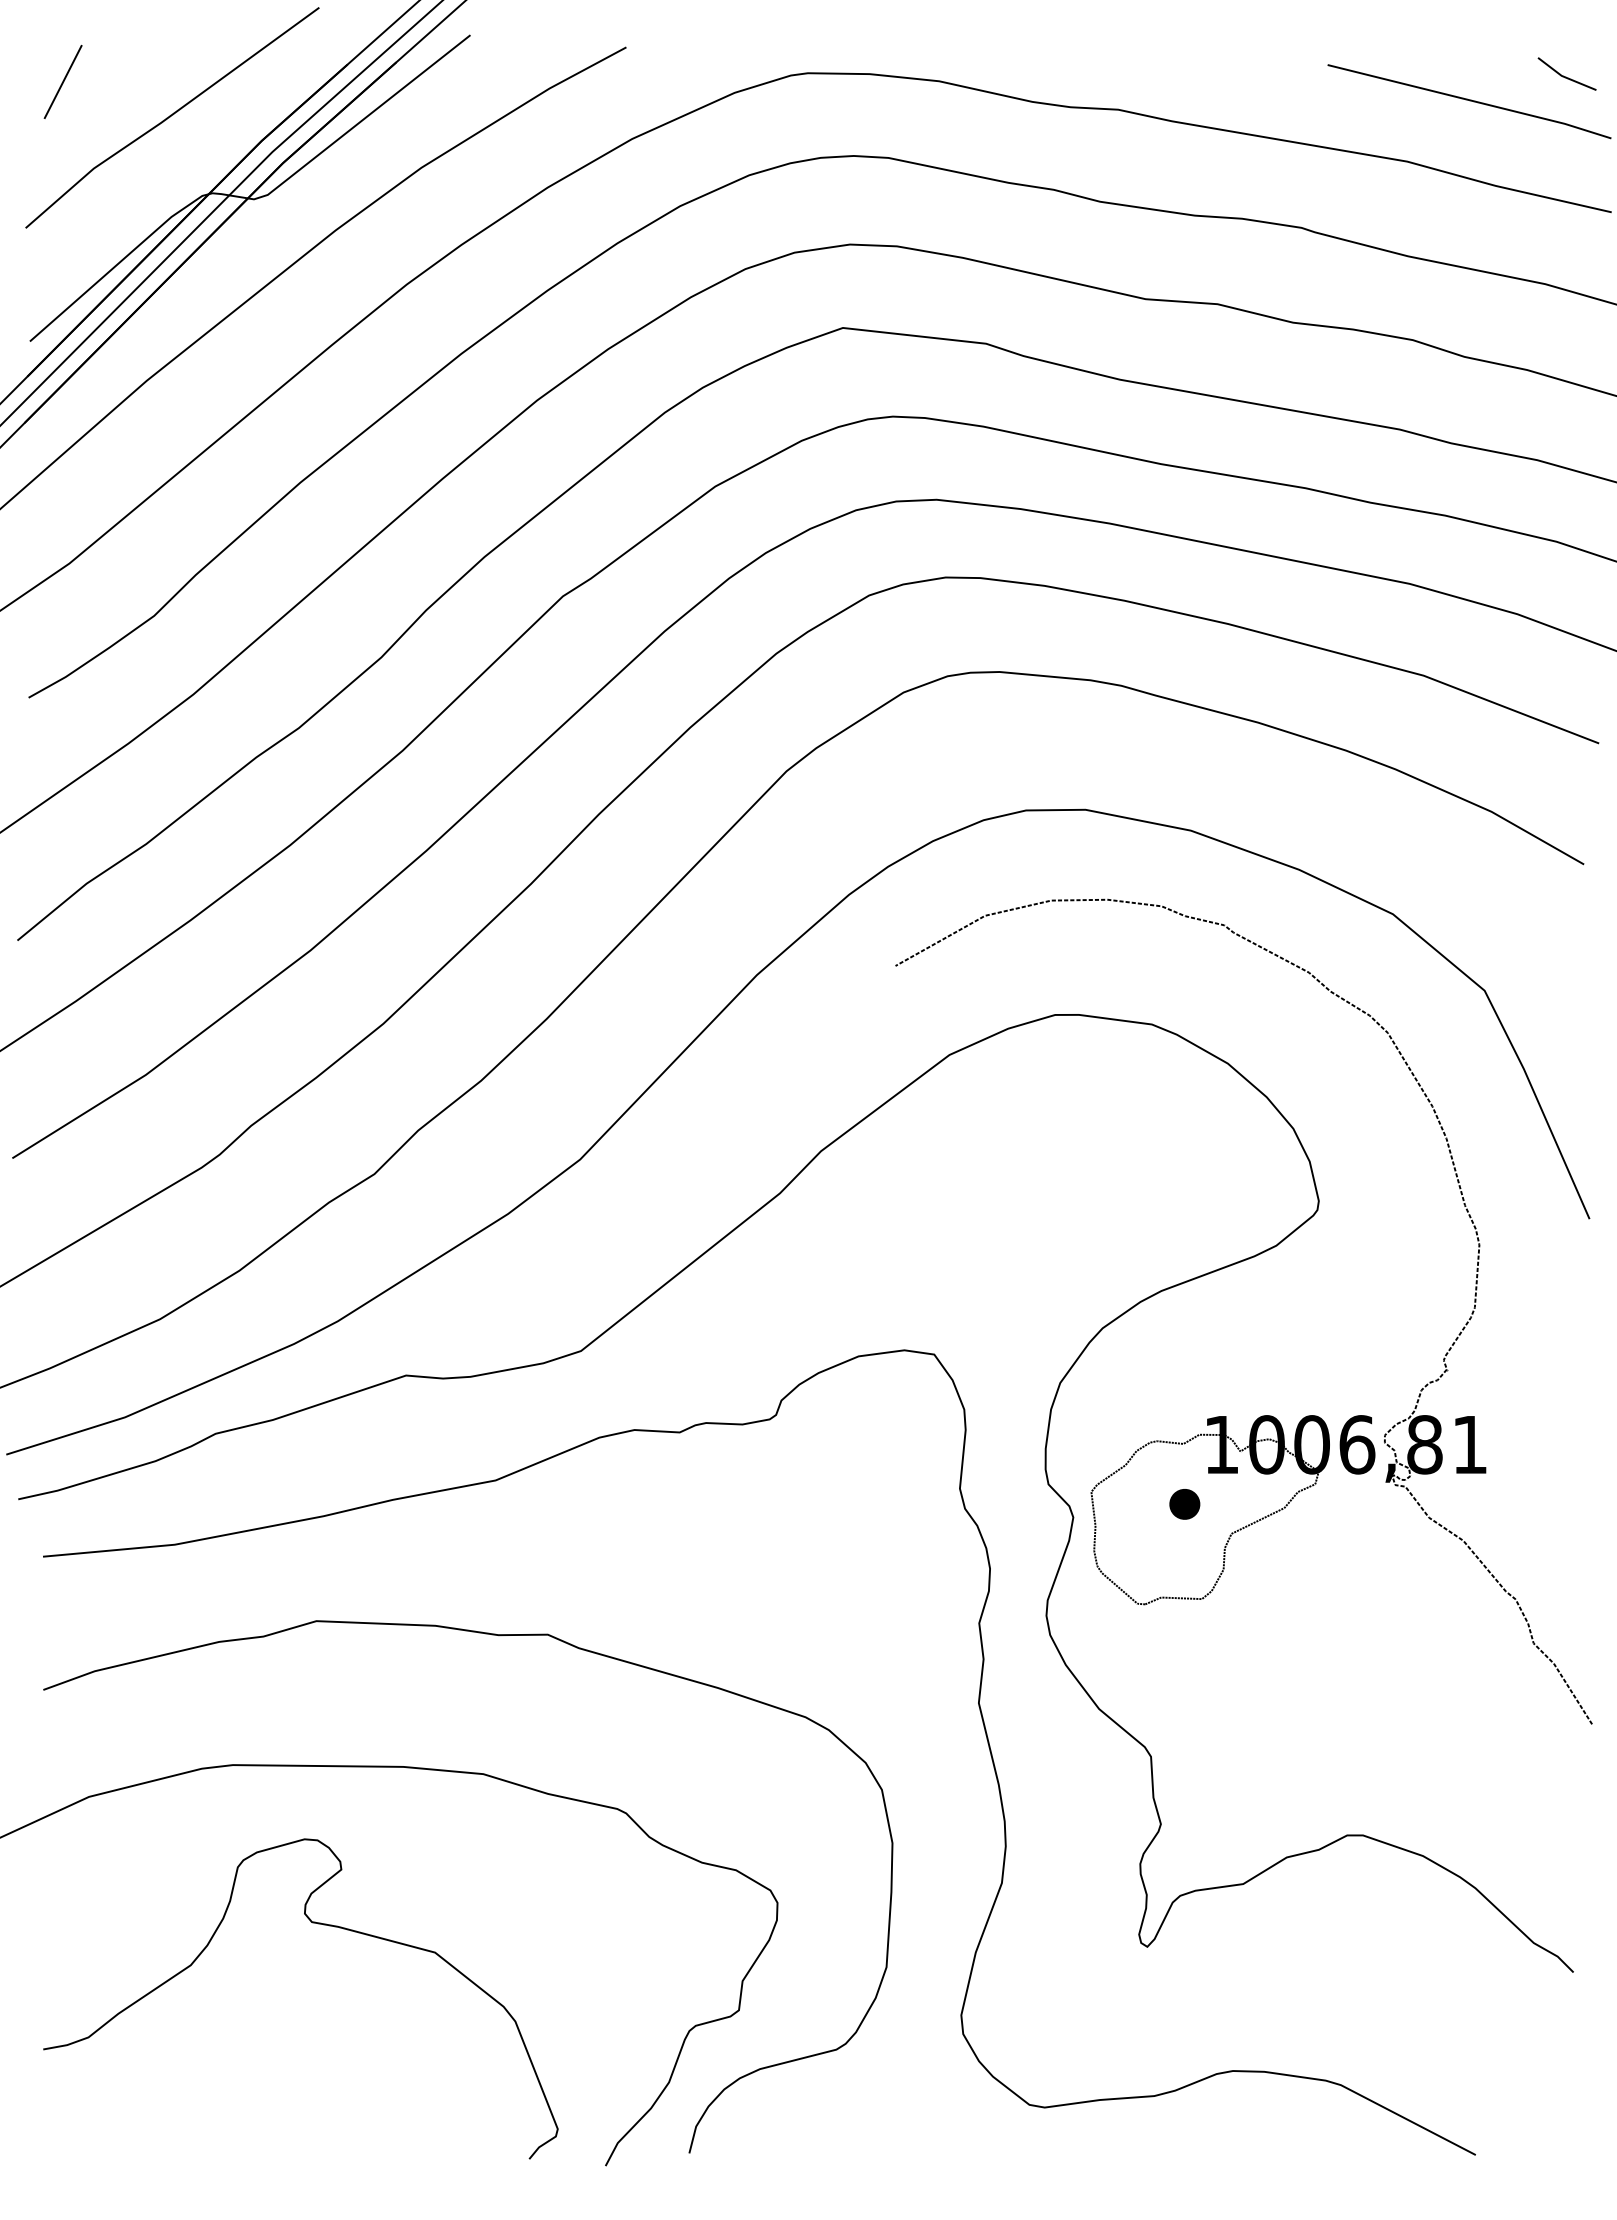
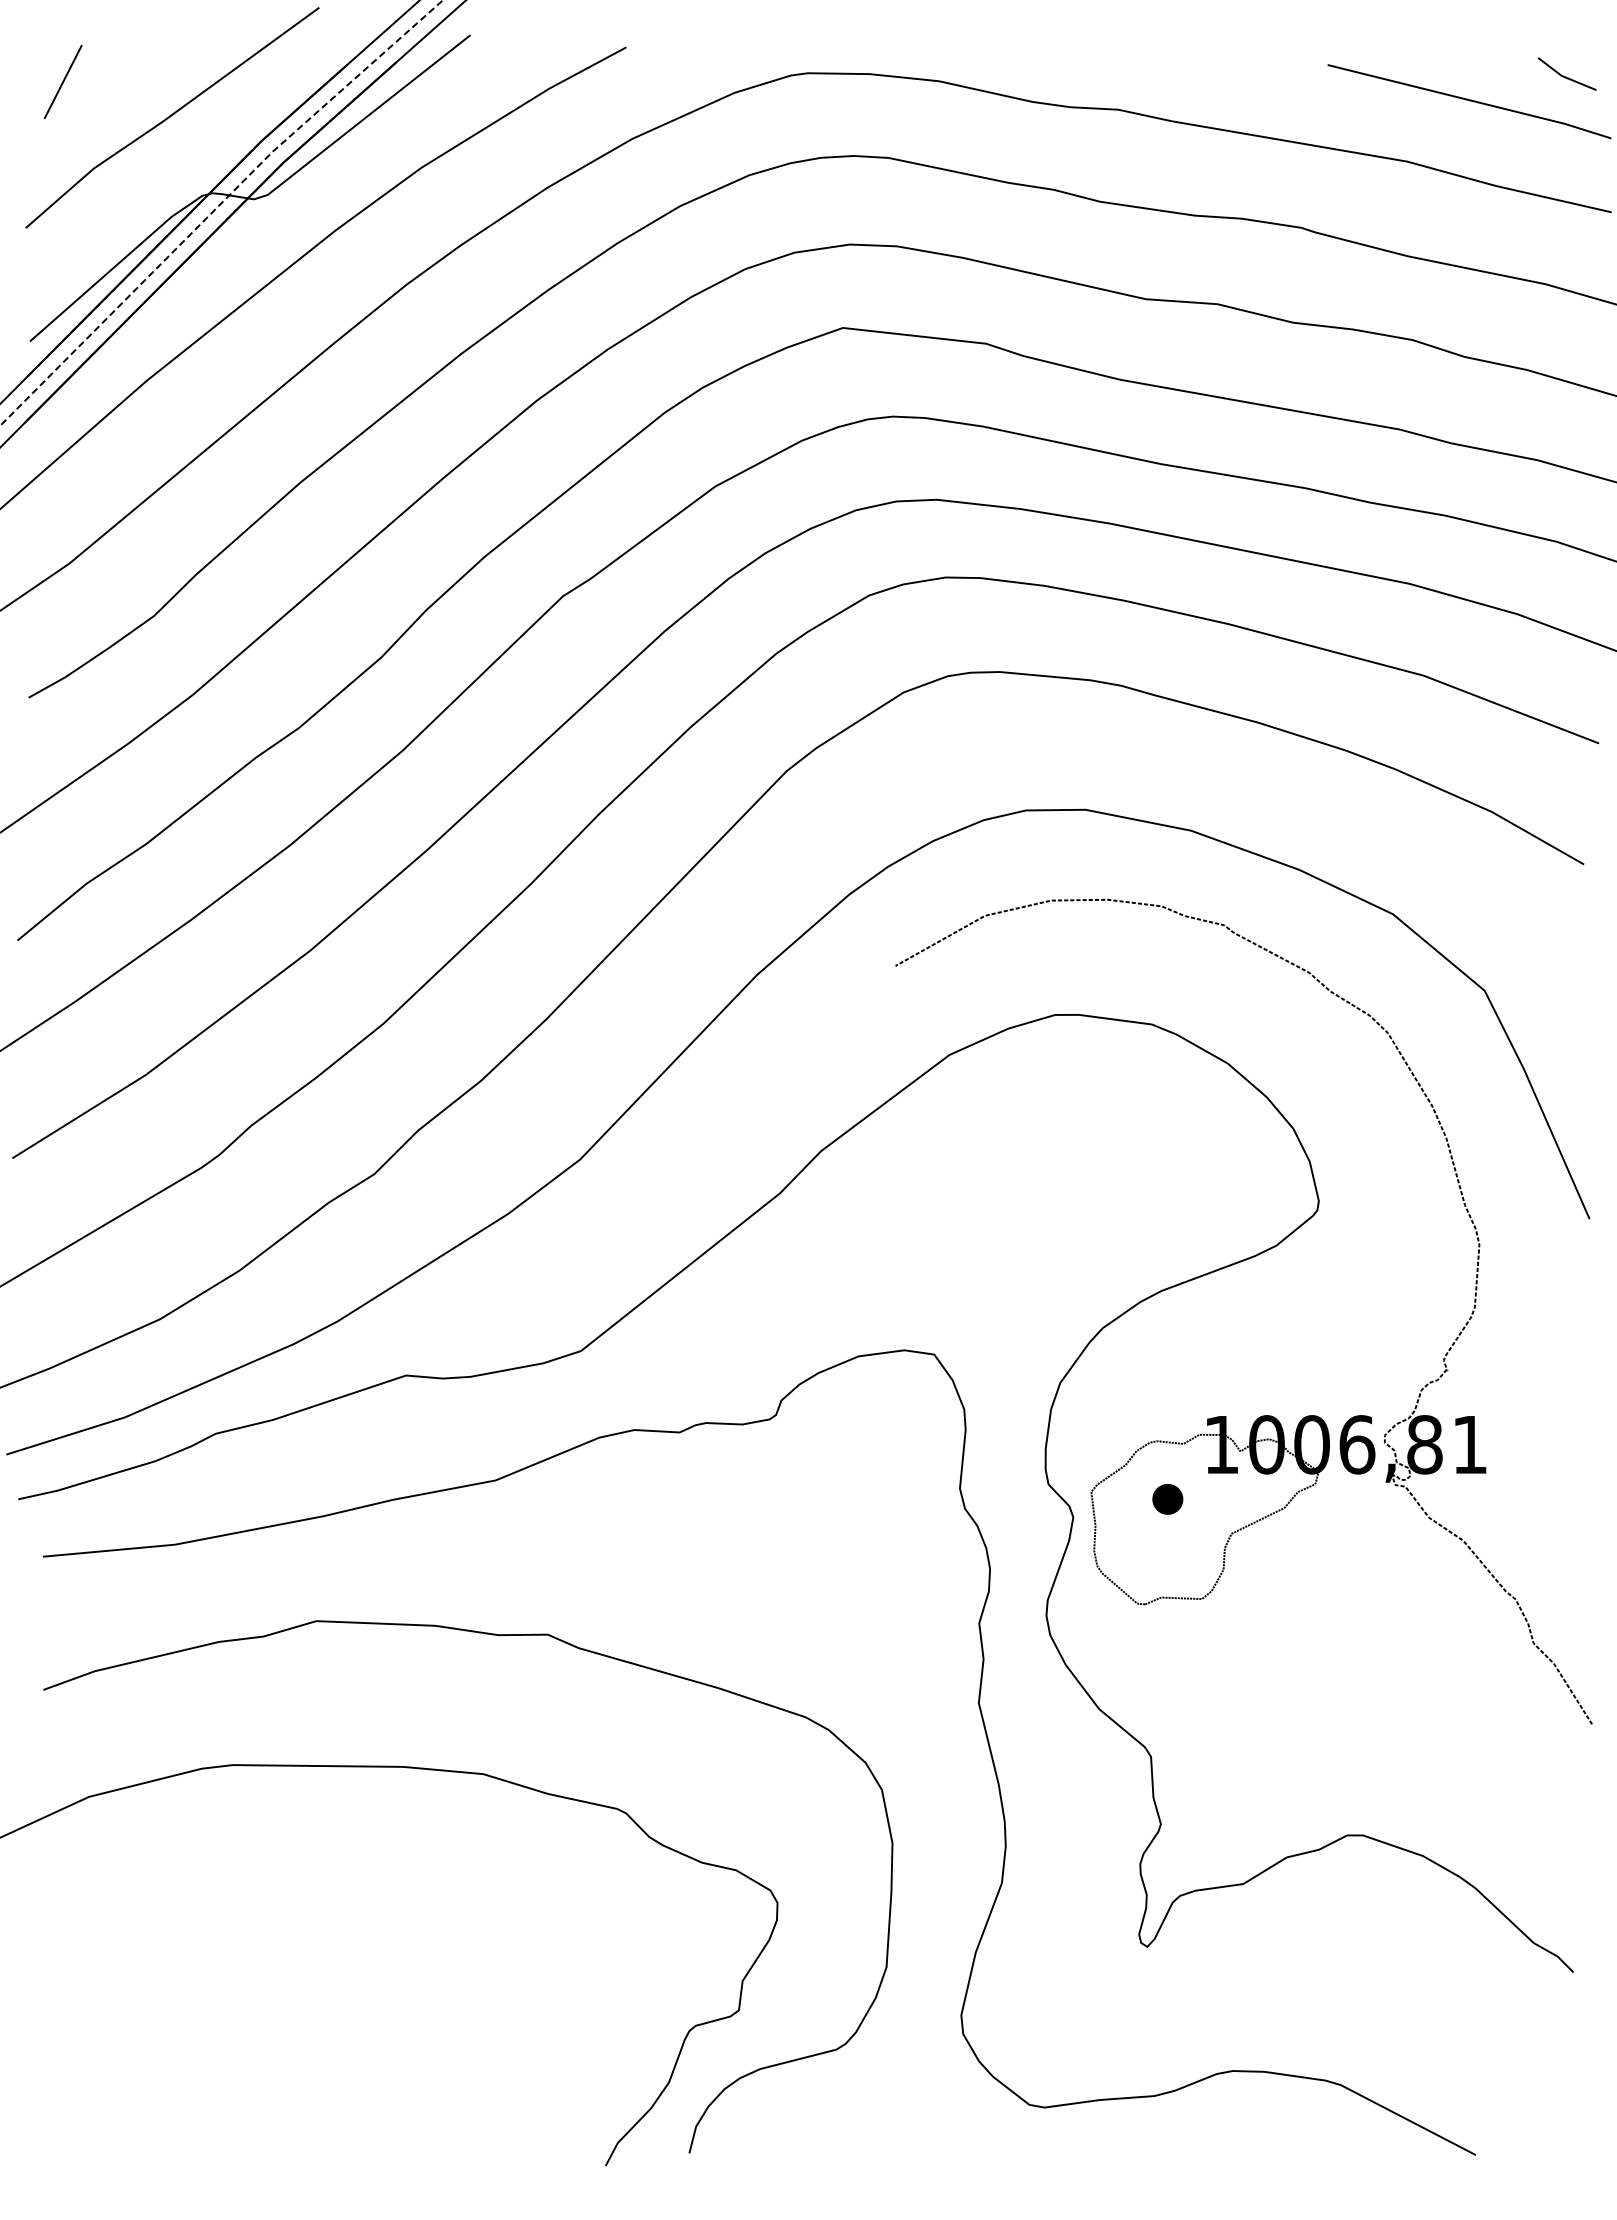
line: solid -> dashed (217, 207)
part position: (1184, 1504) -> (1167, 1499) (1167, 1499)
part: present -> none (312, 1923)
